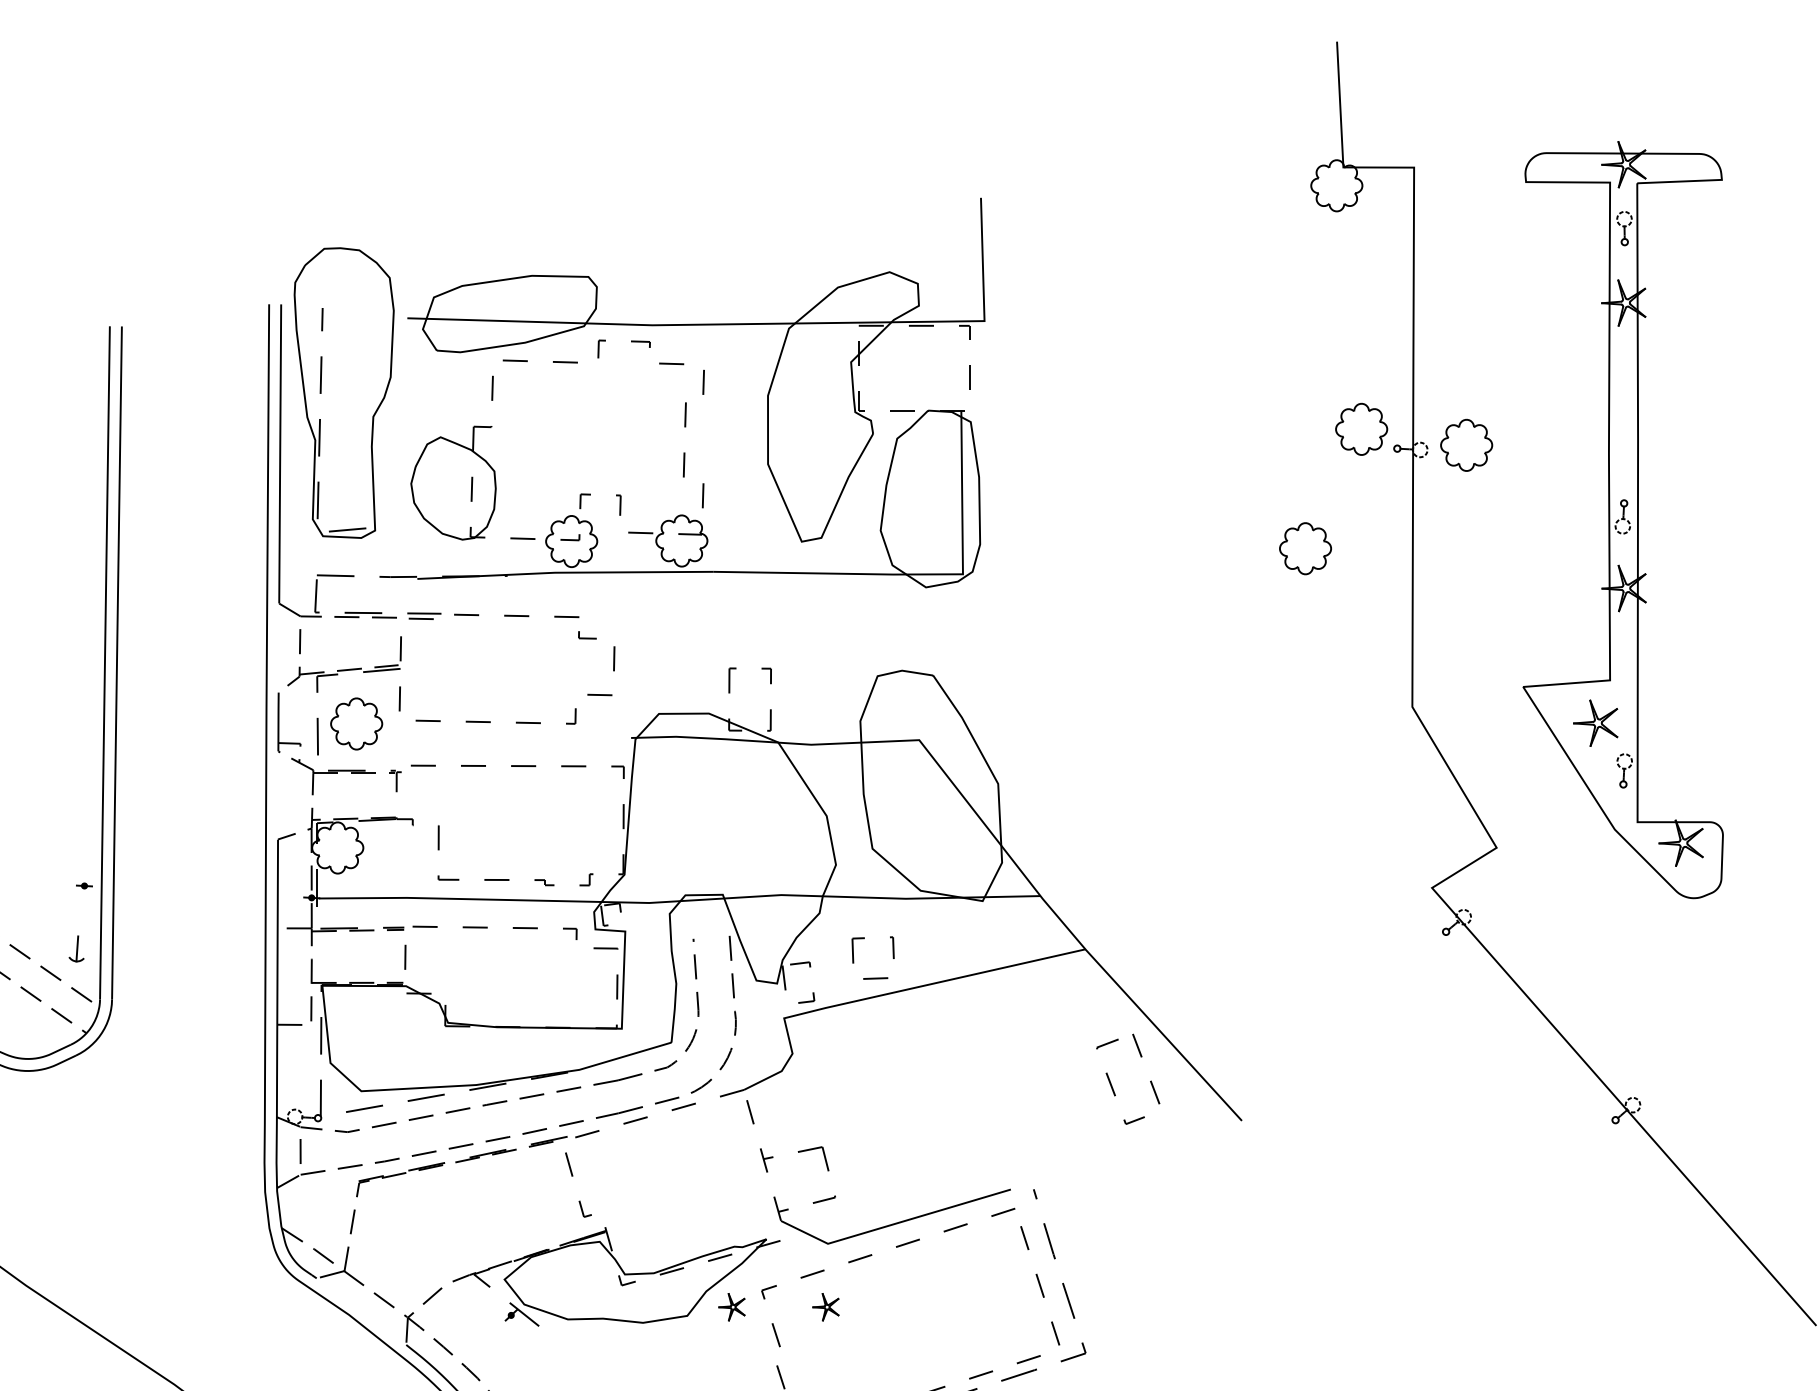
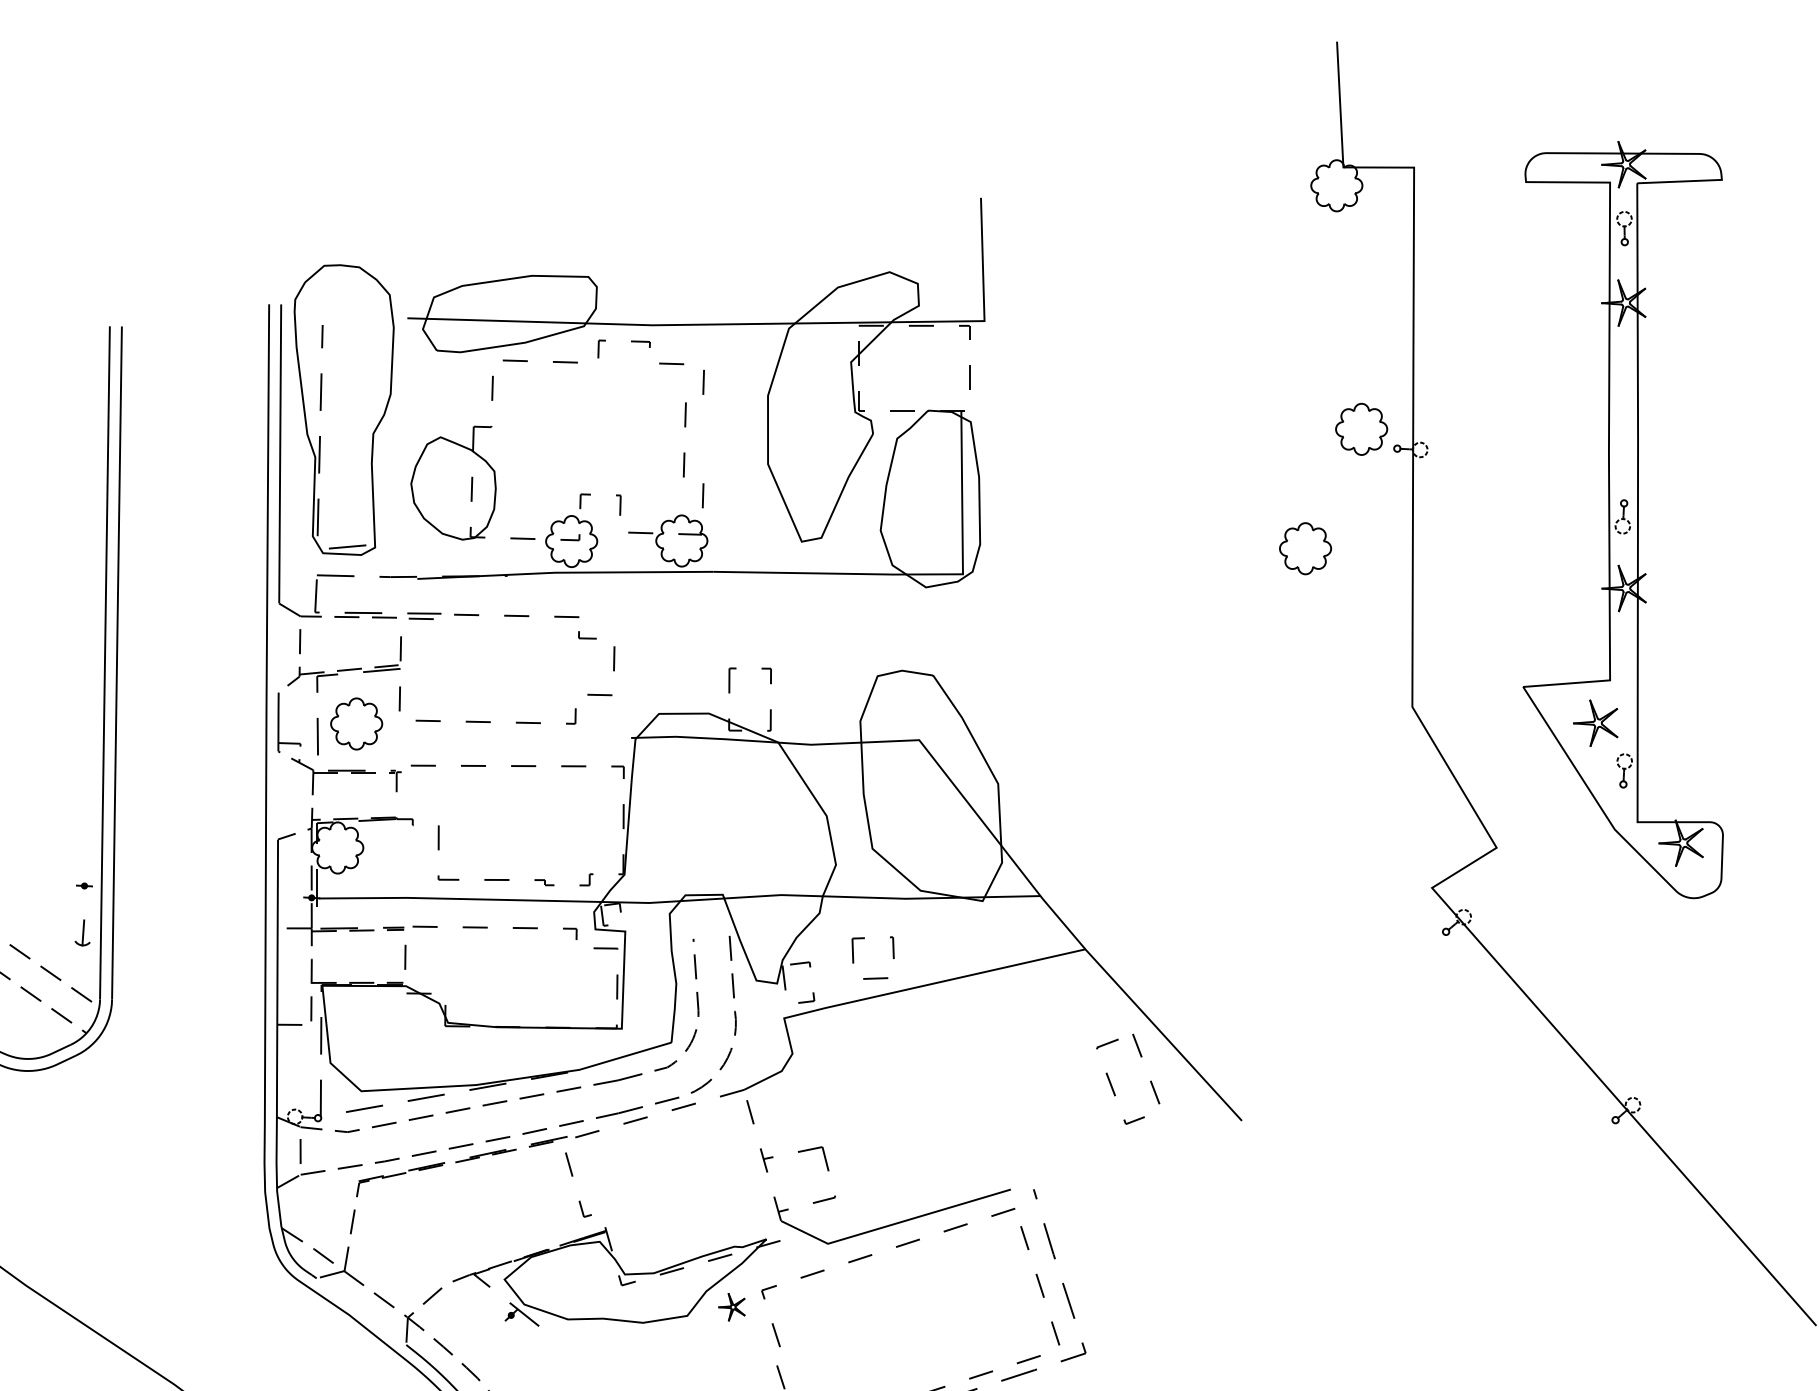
part position: (343, 392) -> (343, 409) (343, 409)
part: present -> none (1466, 444)
part position: (76, 948) -> (82, 932) (82, 932)
part: present -> none (825, 1307)
